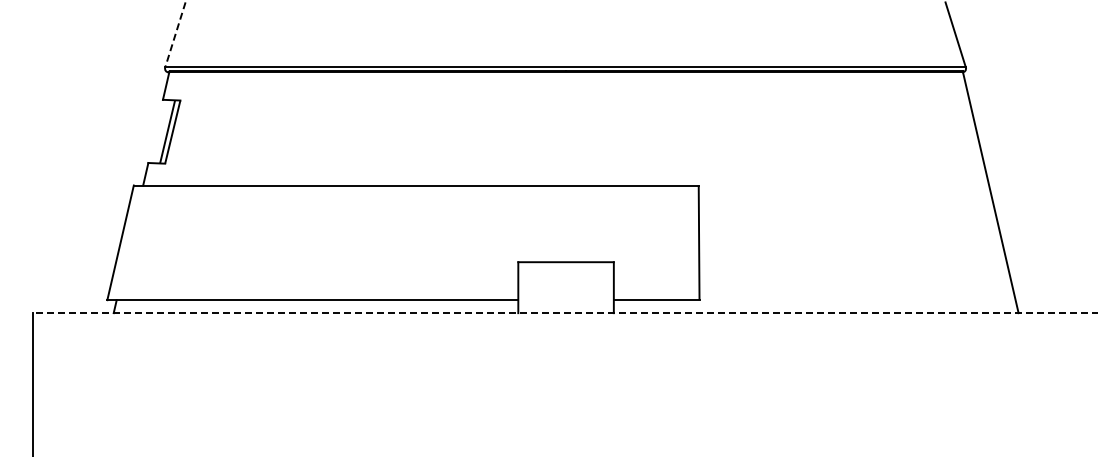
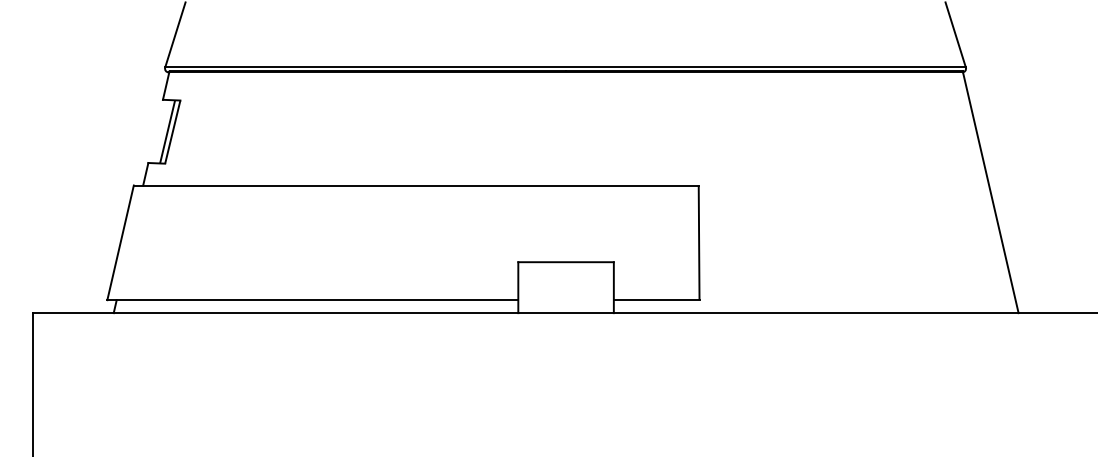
line: dashed -> solid (175, 35)
line: dashed -> solid (564, 313)
